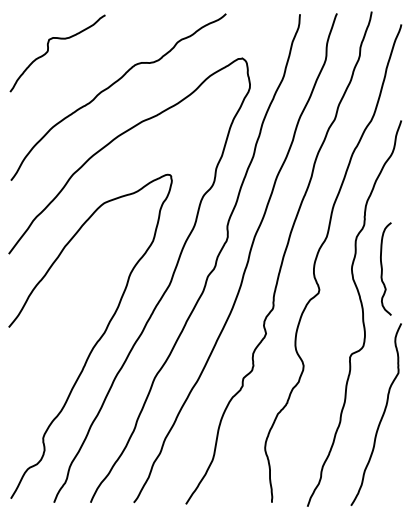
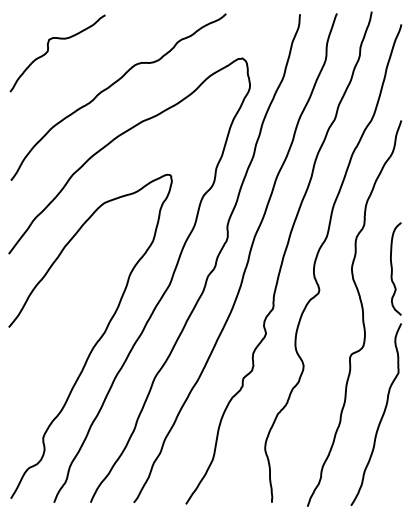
curve position: (382, 268) -> (392, 268) (392, 268)
